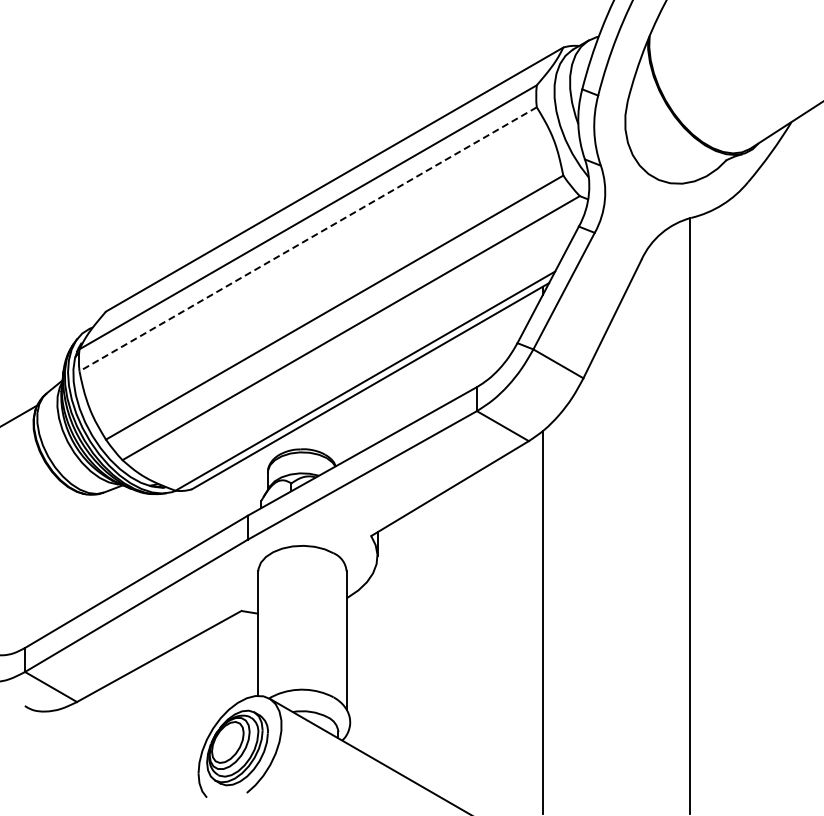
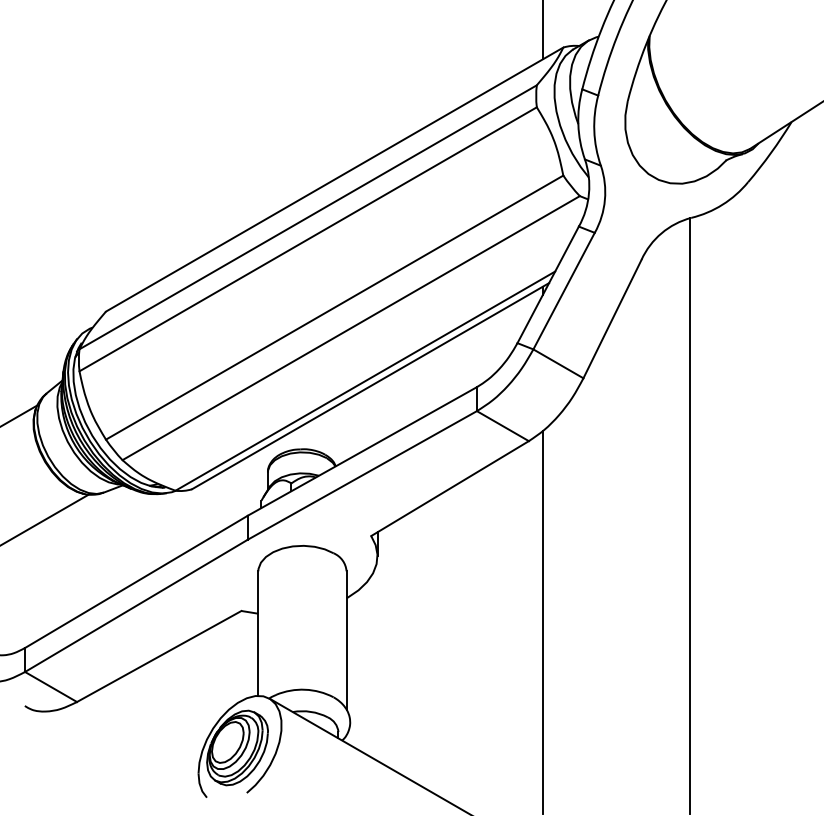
line: none -> present (542, 30)
line: dashed -> solid (307, 239)
line: none -> present (45, 519)
